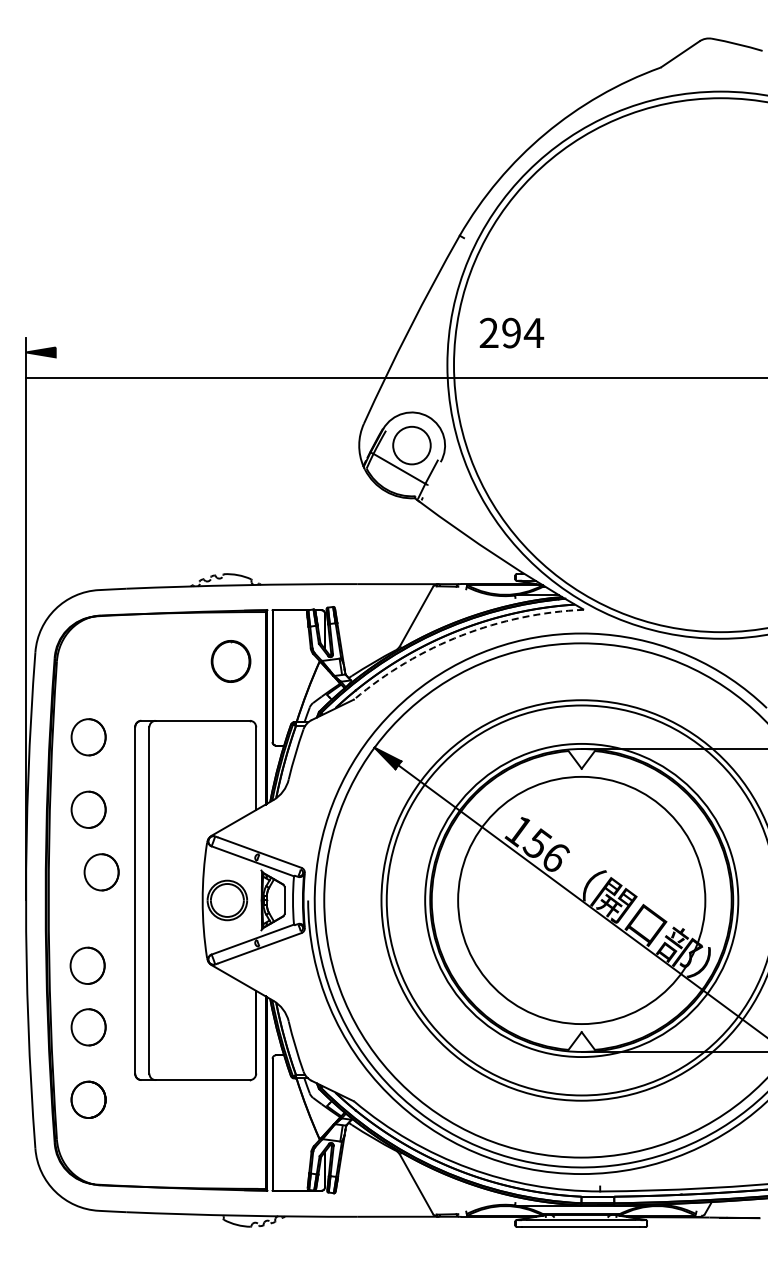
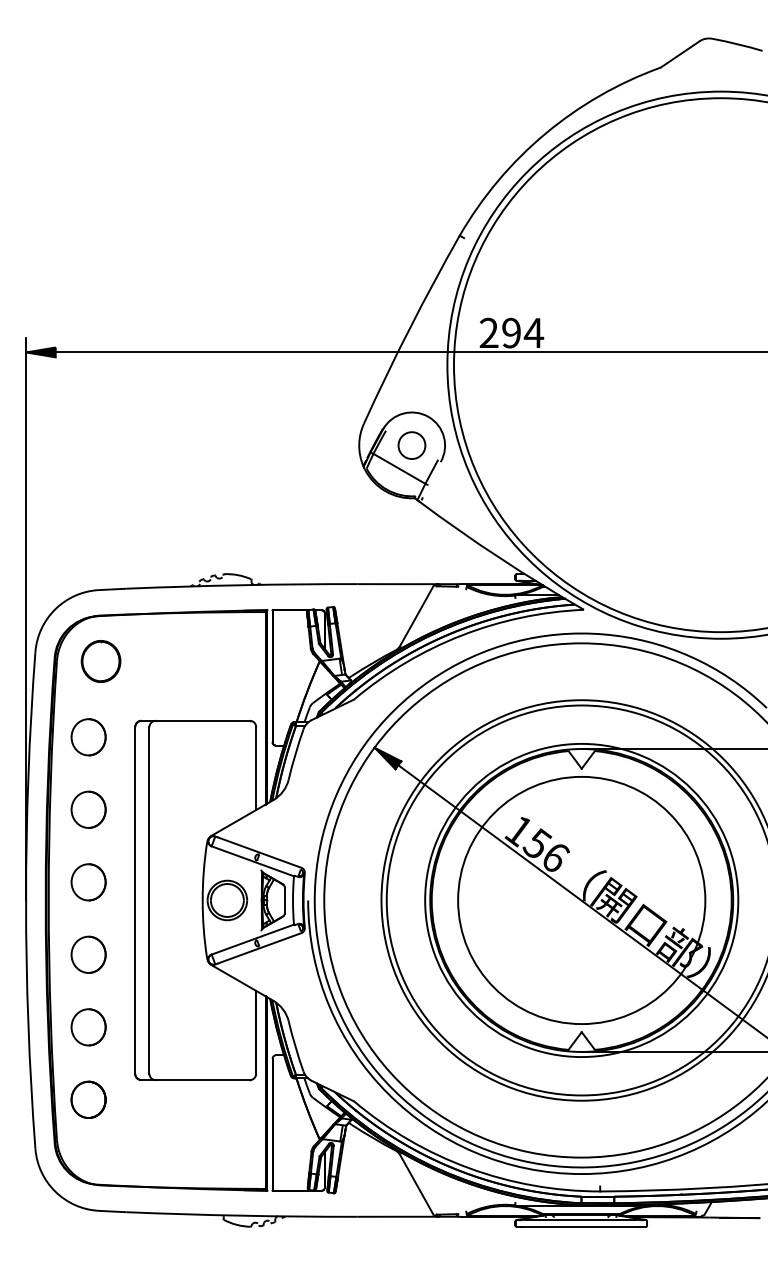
line position: (395, 378) -> (395, 352) (395, 352)
circle diameter: 38 px -> 27 px (411, 445)
arc: dashed -> solid (461, 635)
part position: (230, 661) -> (100, 661) (100, 661)
part position: (101, 872) -> (88, 882) (88, 882)
part position: (87, 965) -> (88, 954) (88, 954)
